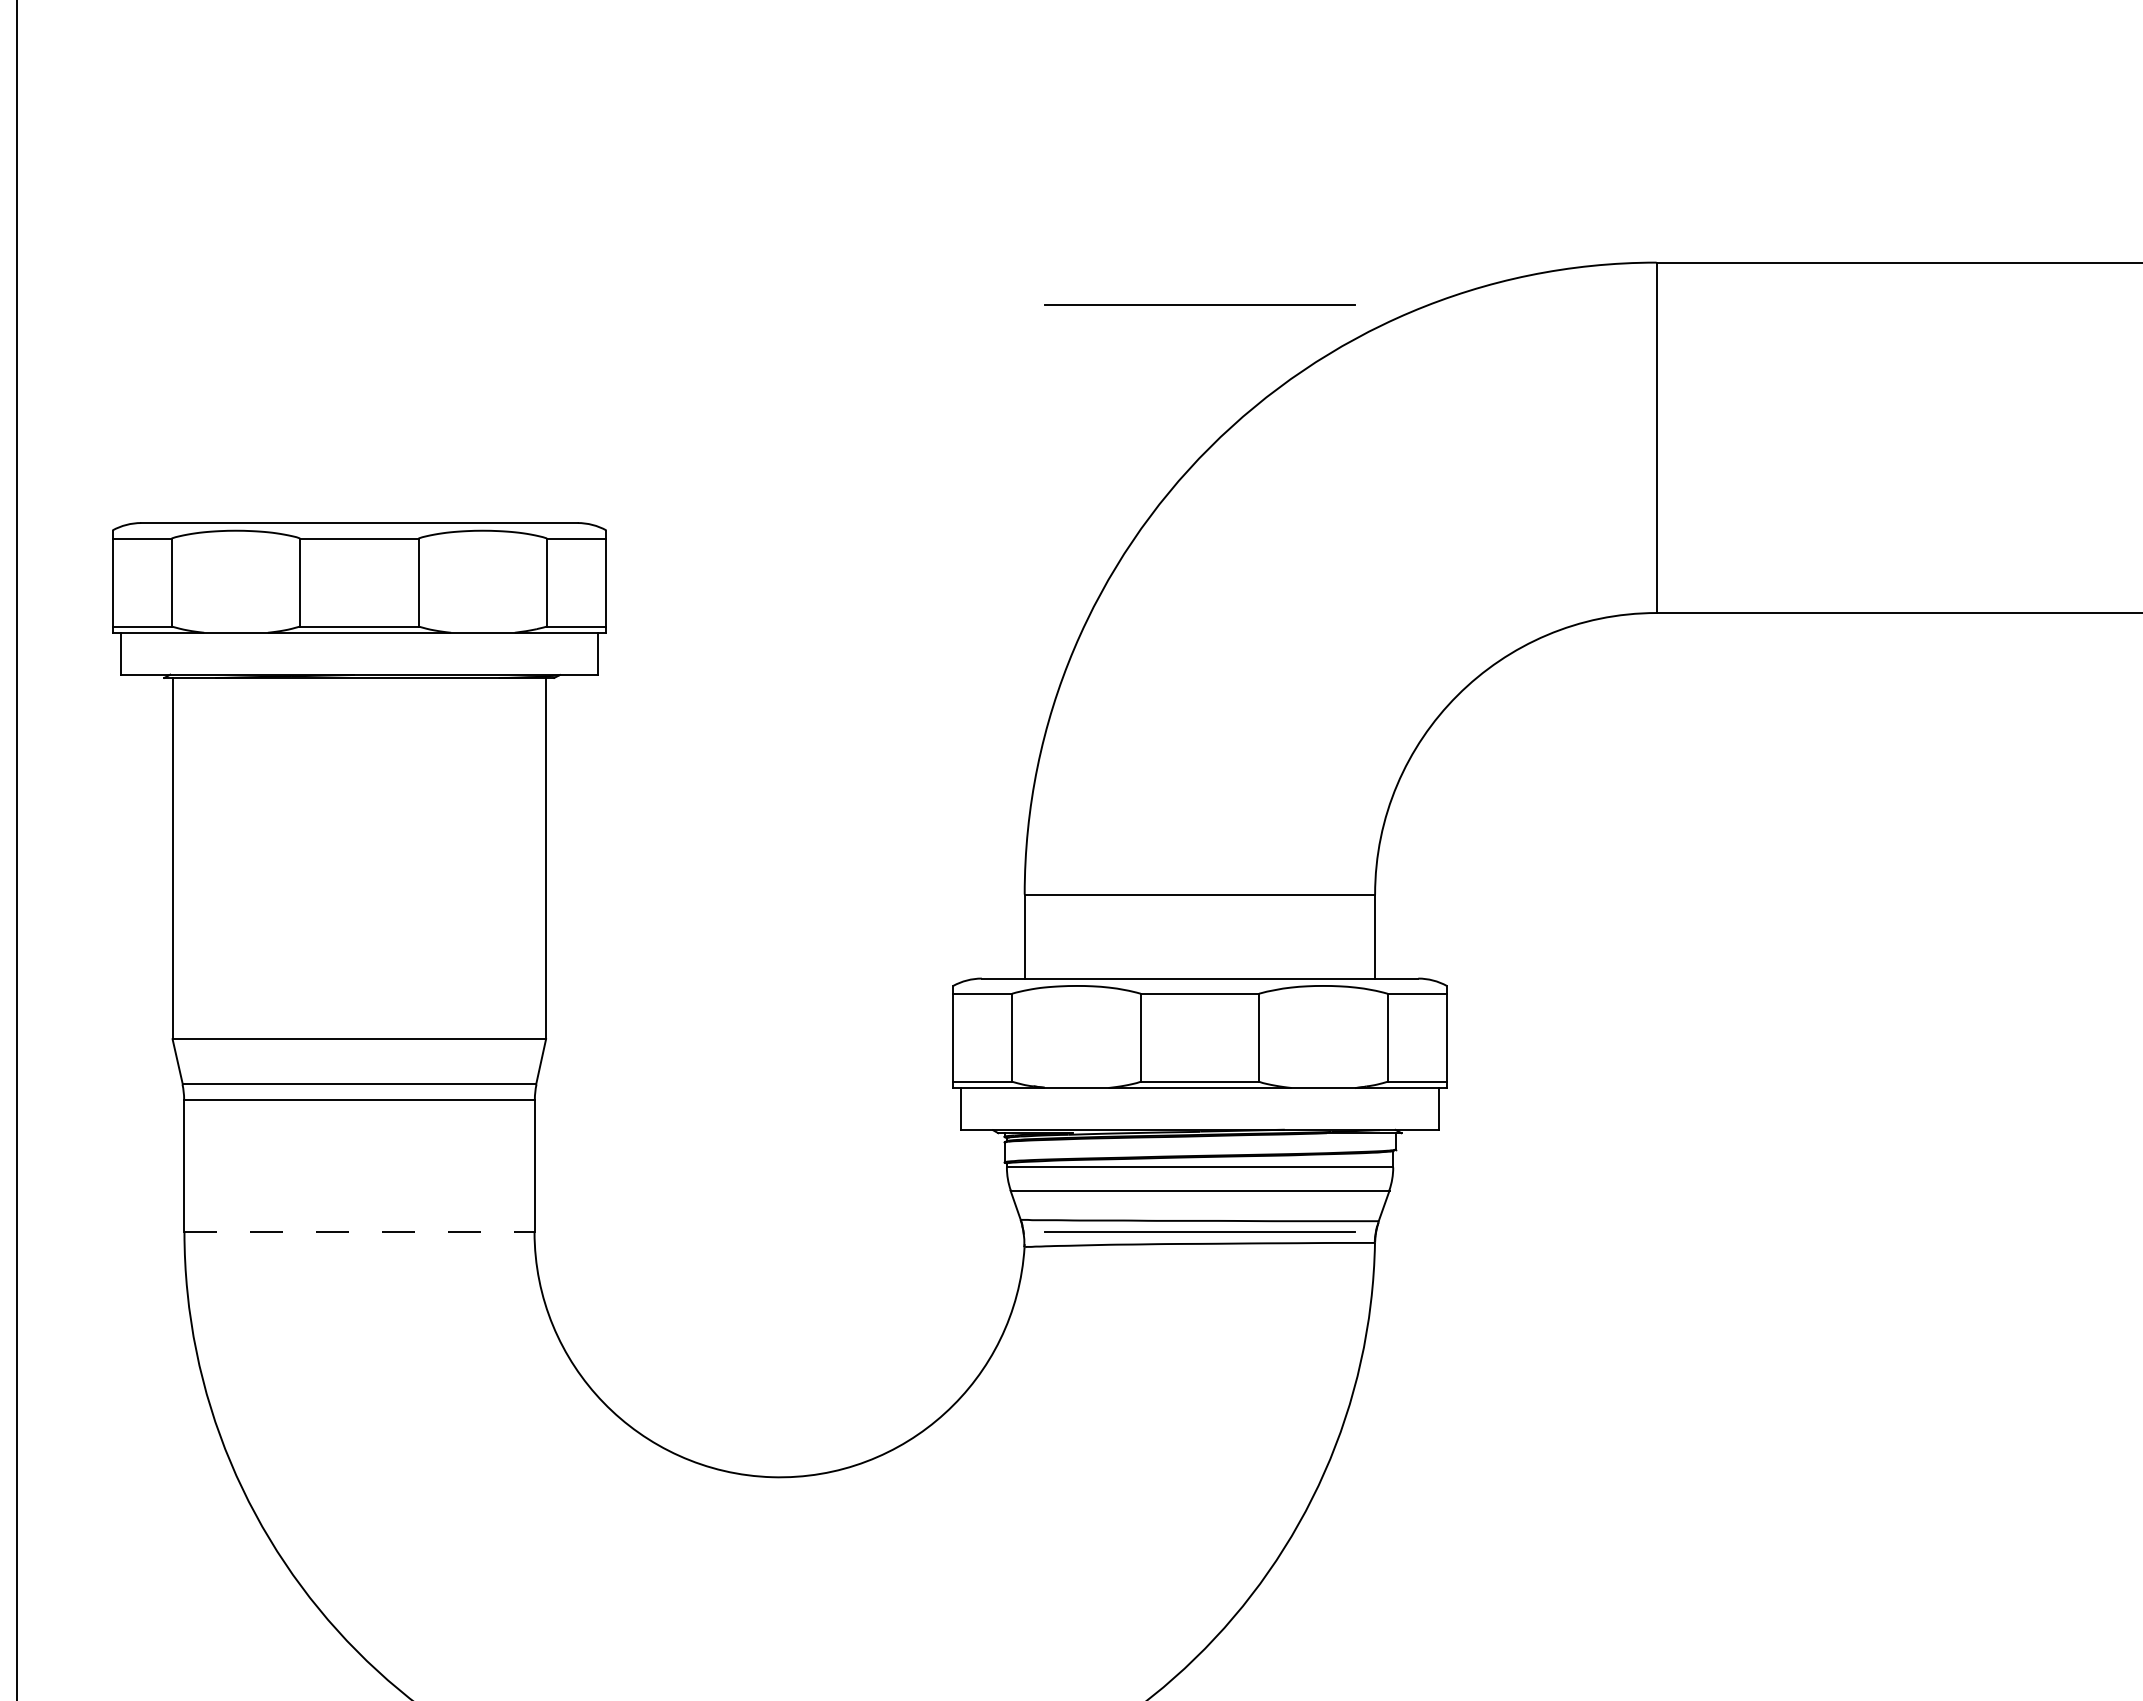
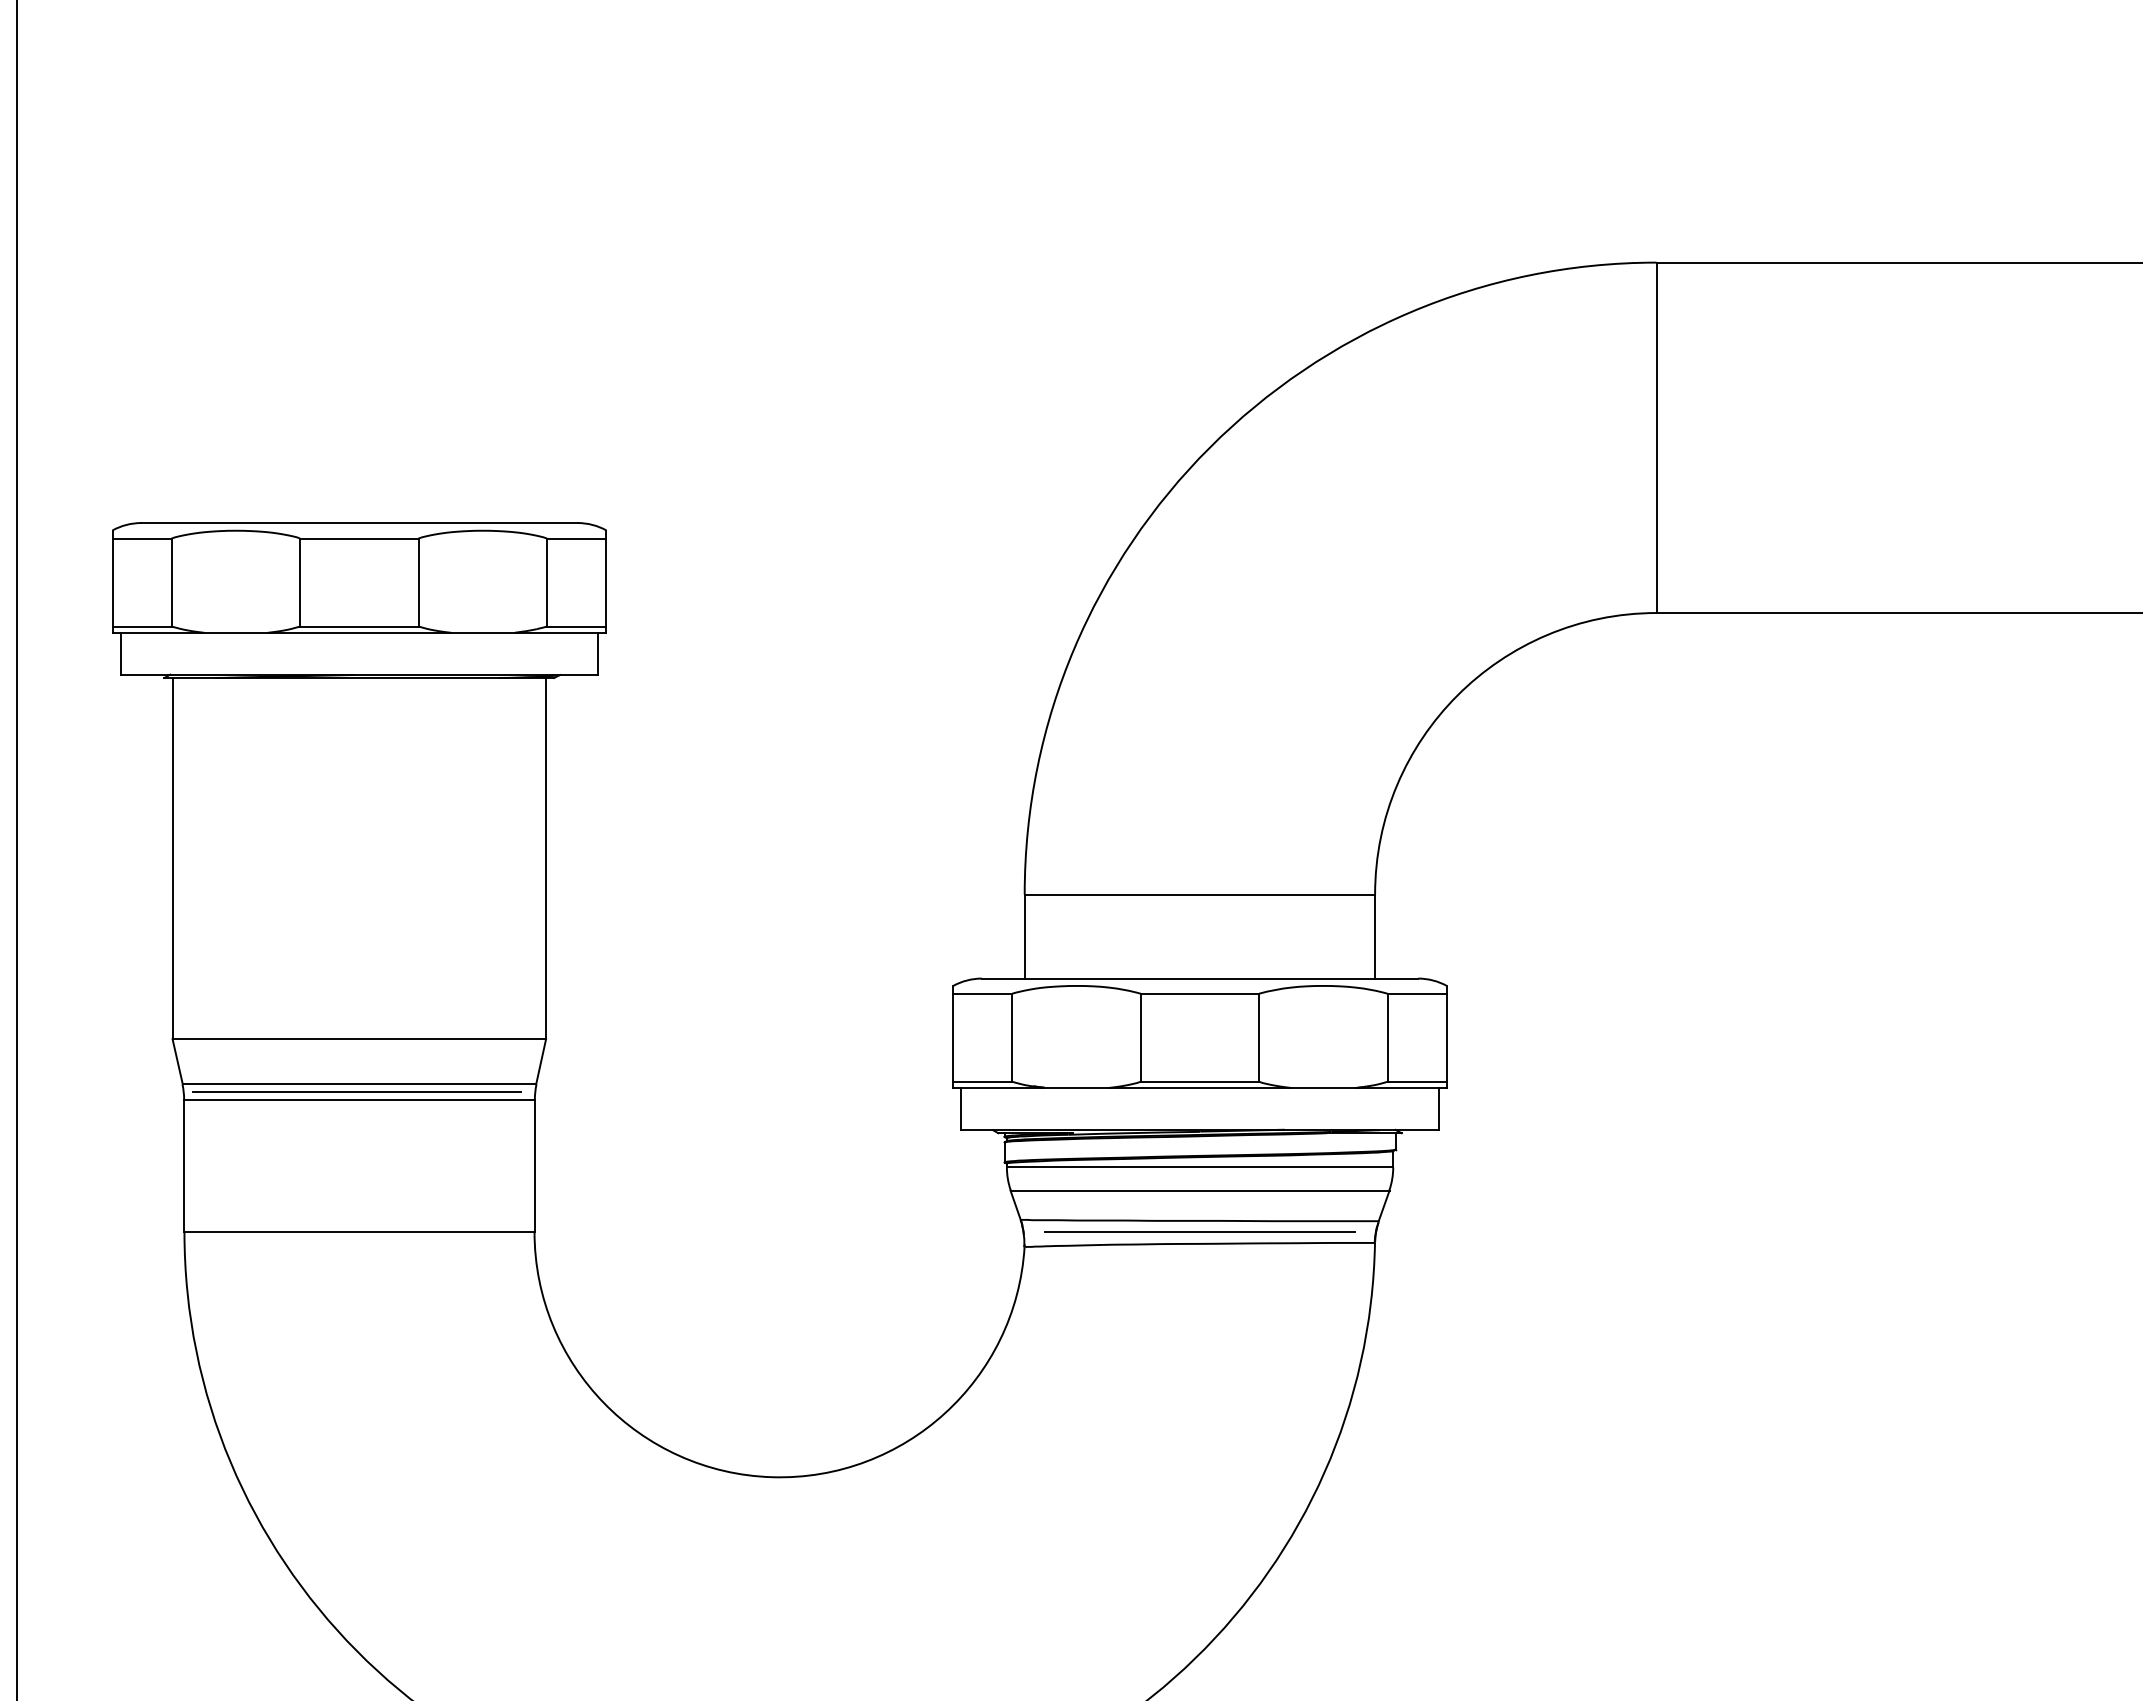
line: present -> none (1199, 304)
line: none -> present (356, 1091)
line: dashed -> solid (360, 1232)
